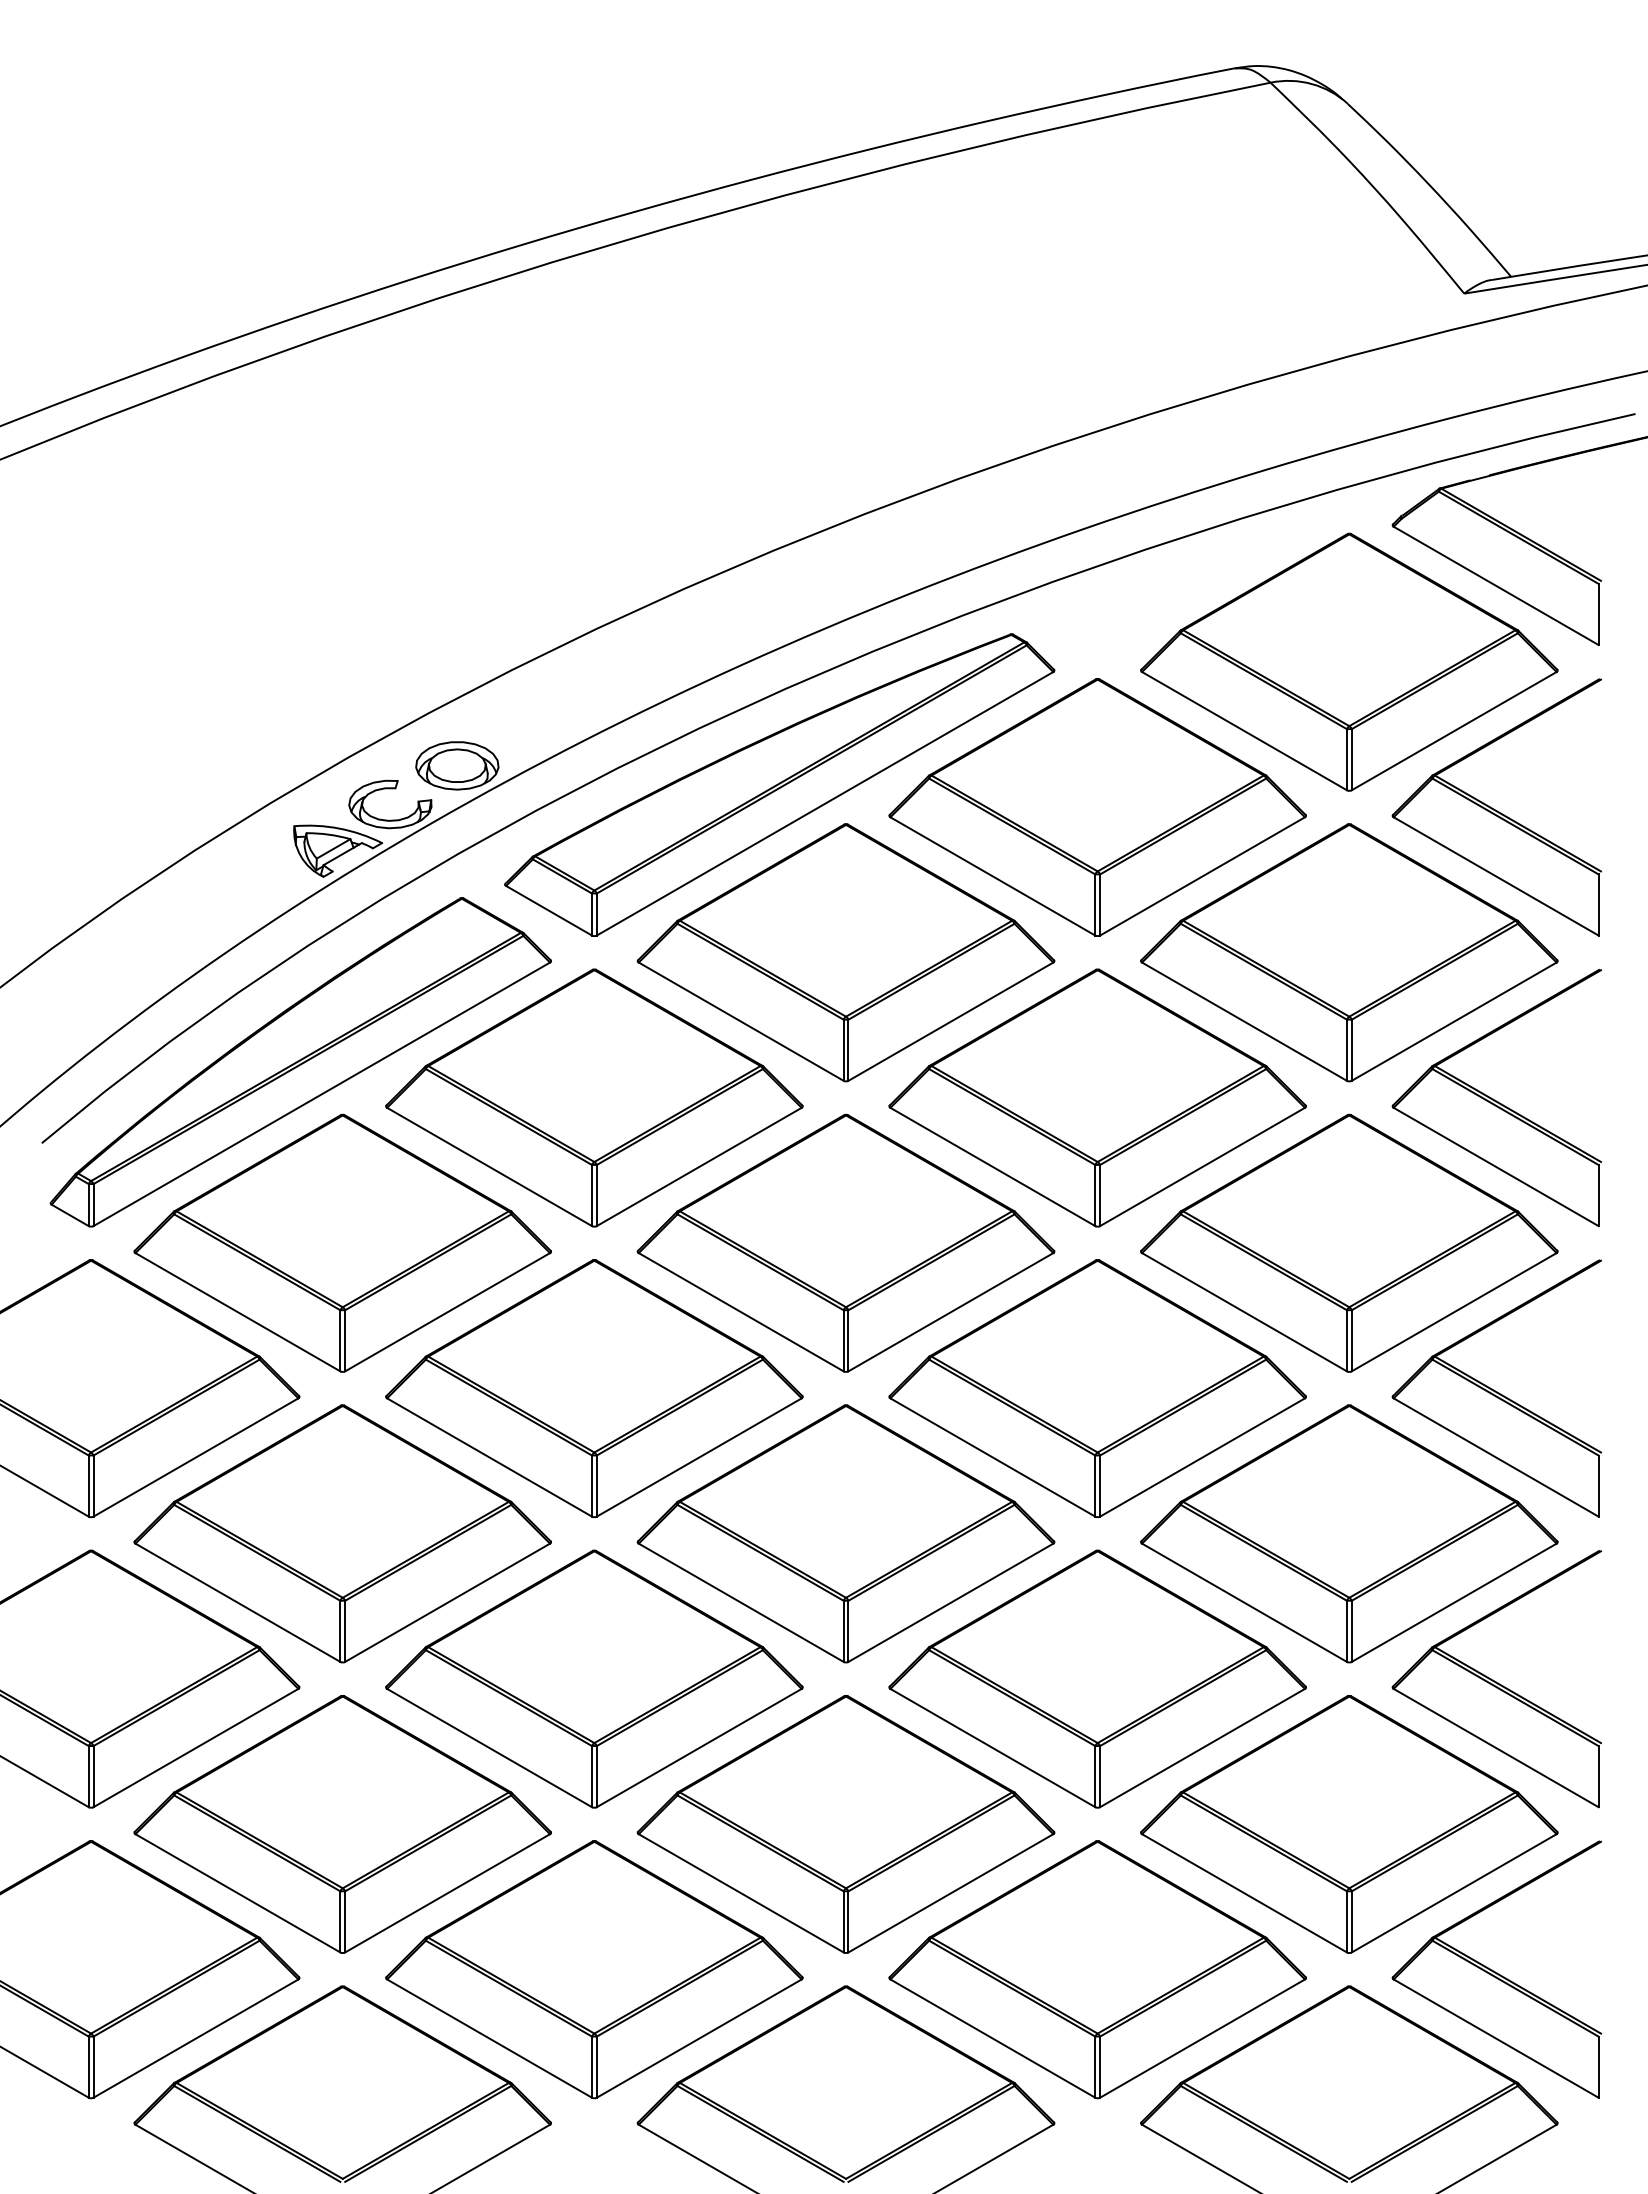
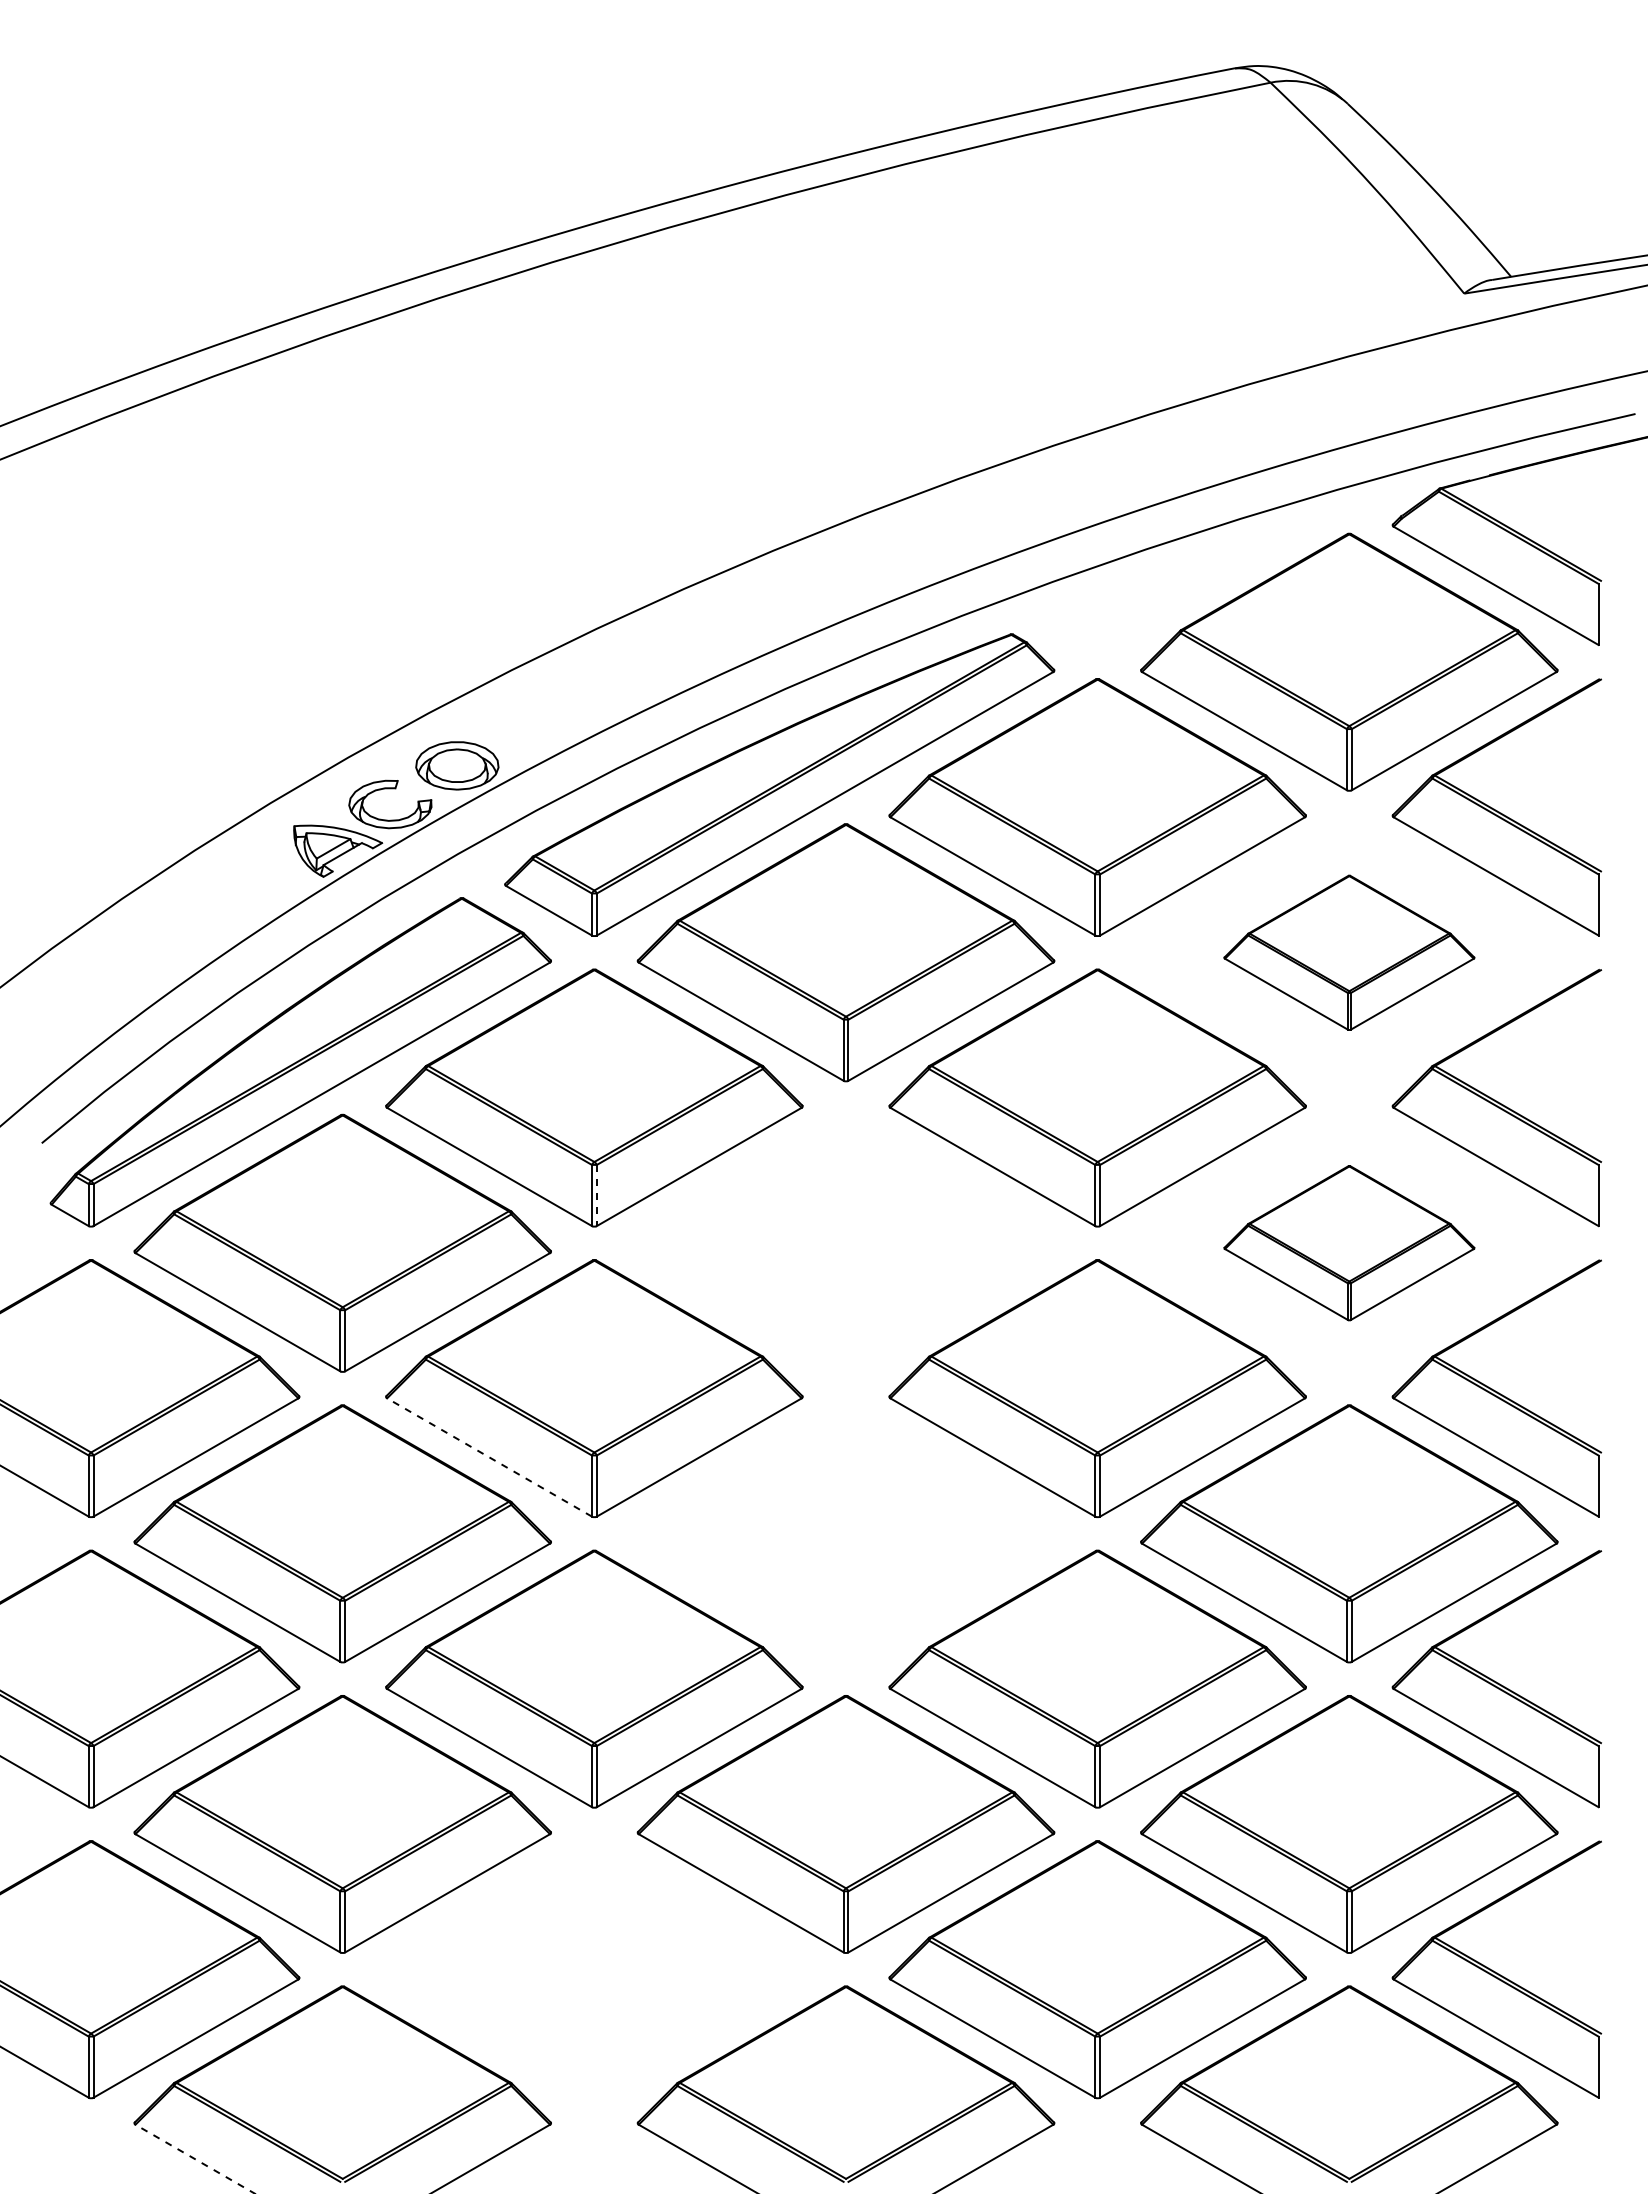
part size: 419x260 px -> 253x157 px (1349, 952)
line: solid -> dashed (596, 1195)
part: present -> none (845, 1242)
part size: 419x260 px -> 253x157 px (1349, 1243)
line: solid -> dashed (489, 1457)
part: present -> none (845, 1533)
part: present -> none (594, 1969)
line: solid -> dashed (195, 2159)
